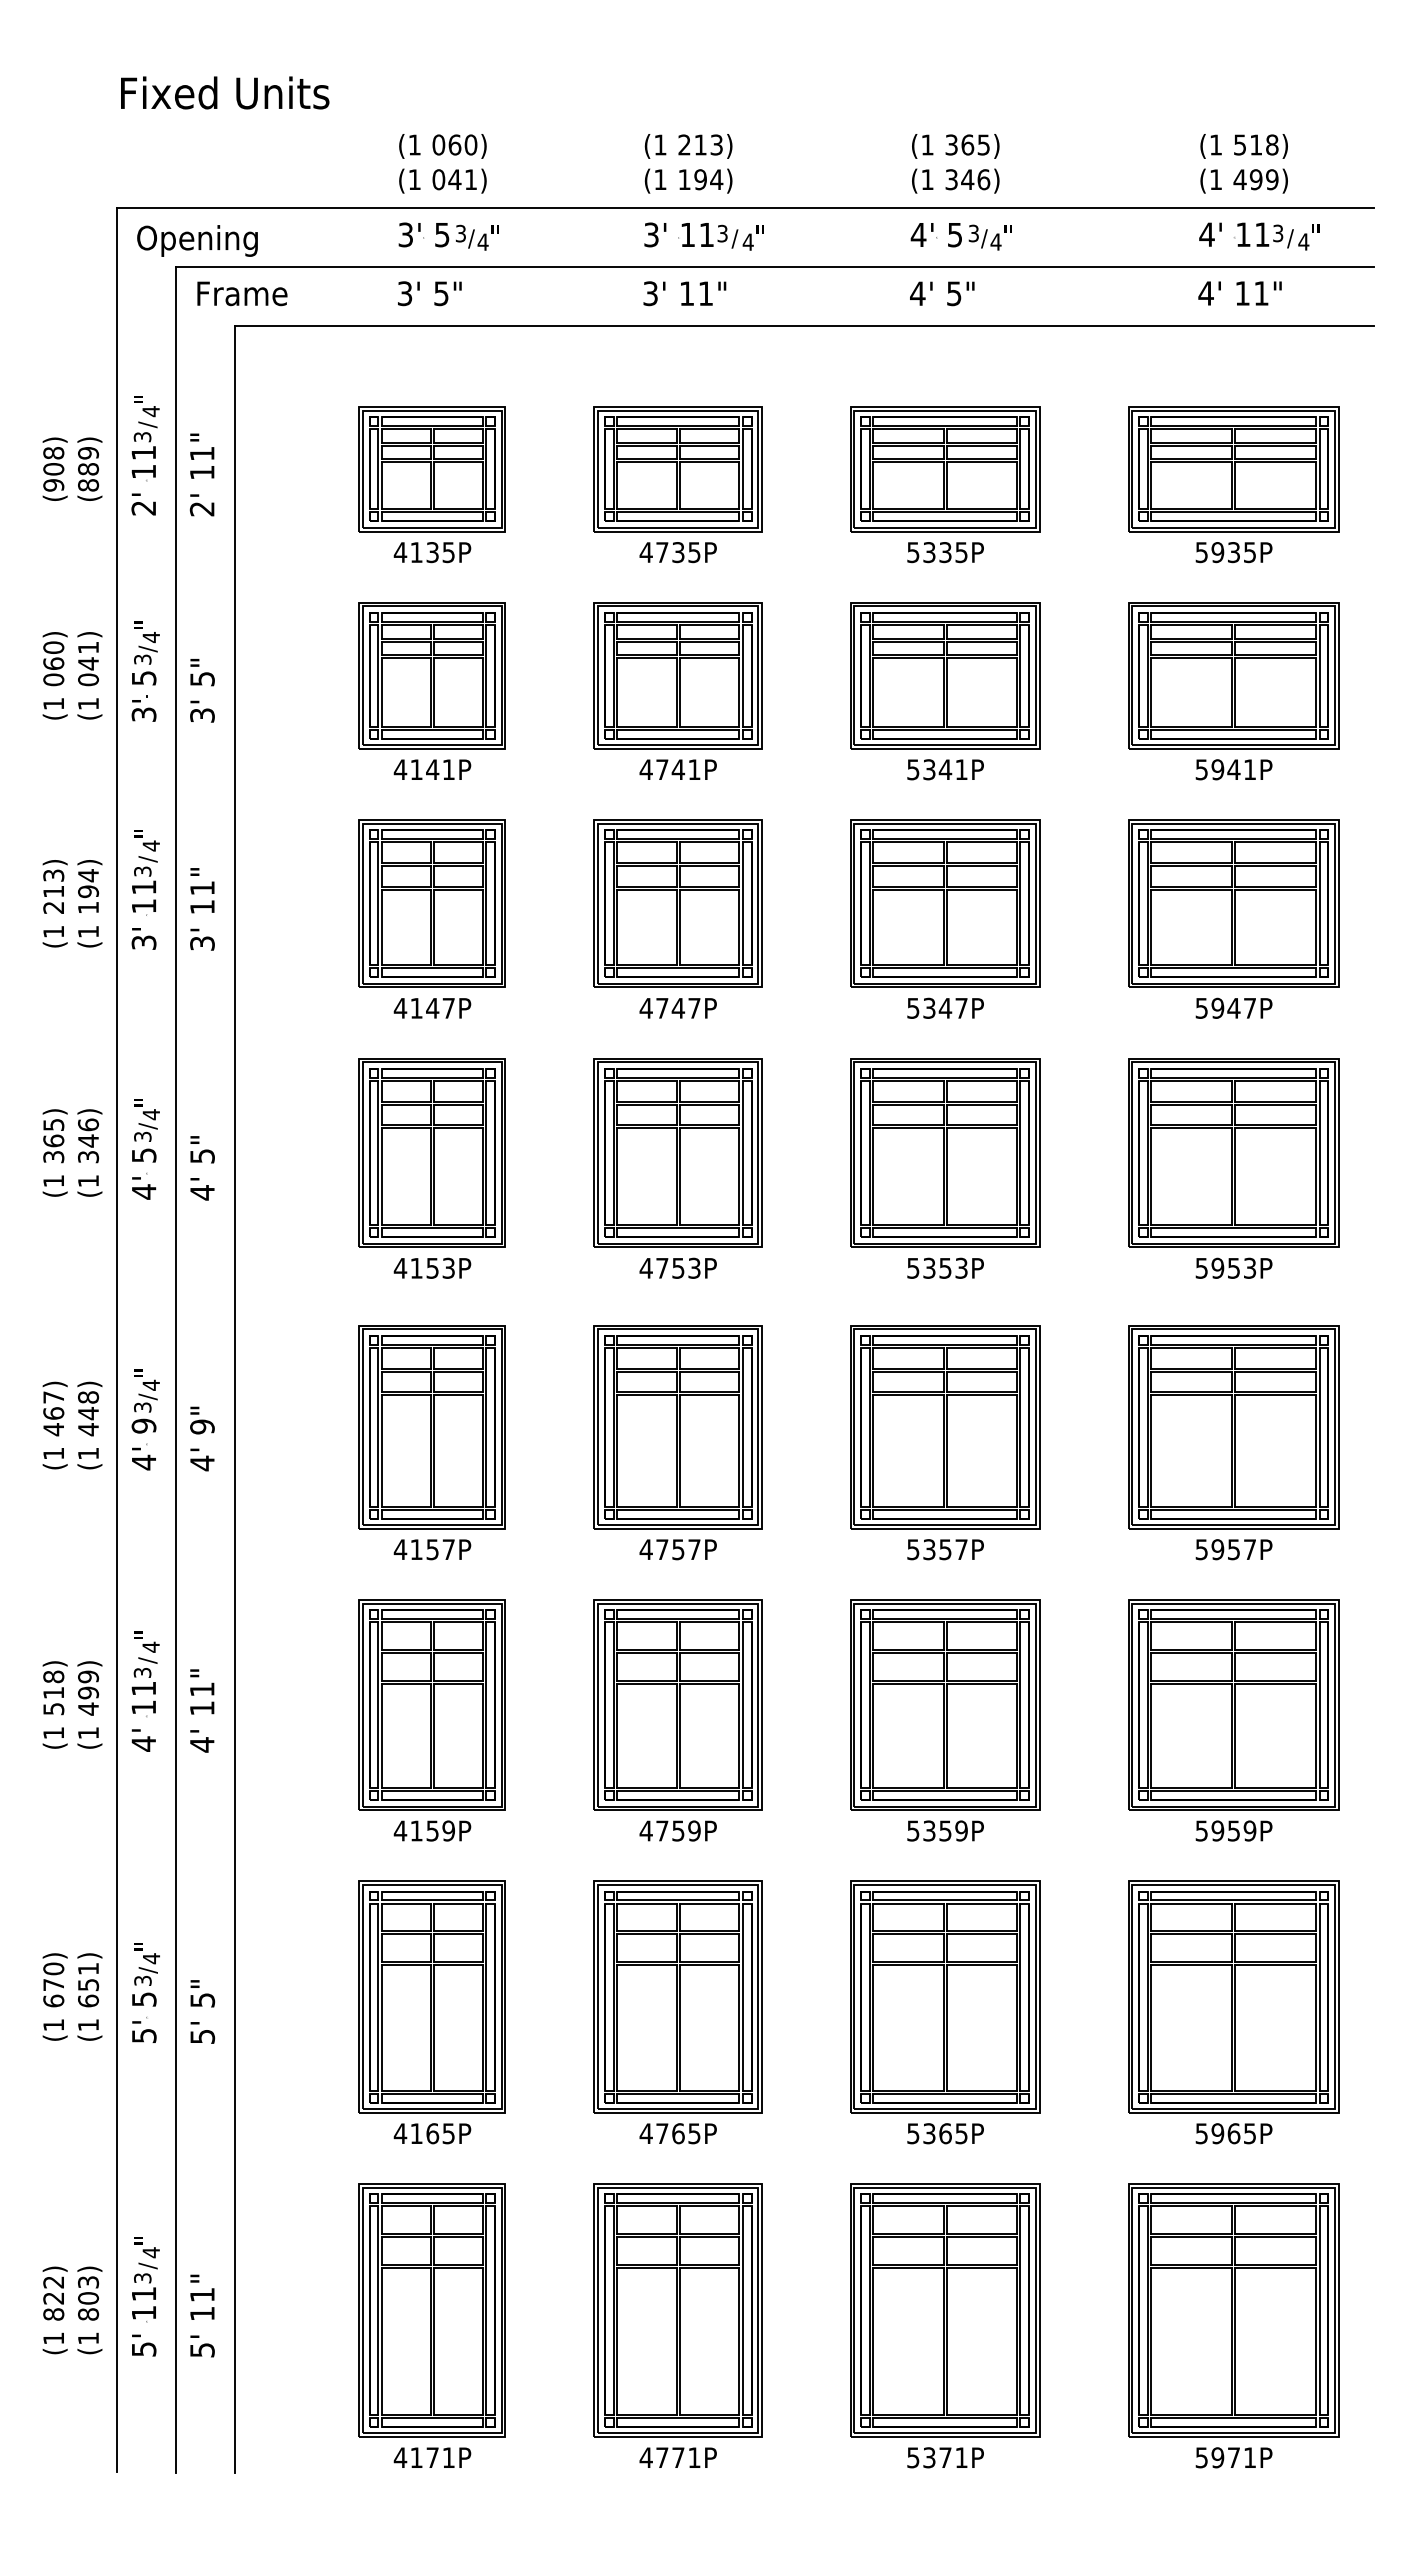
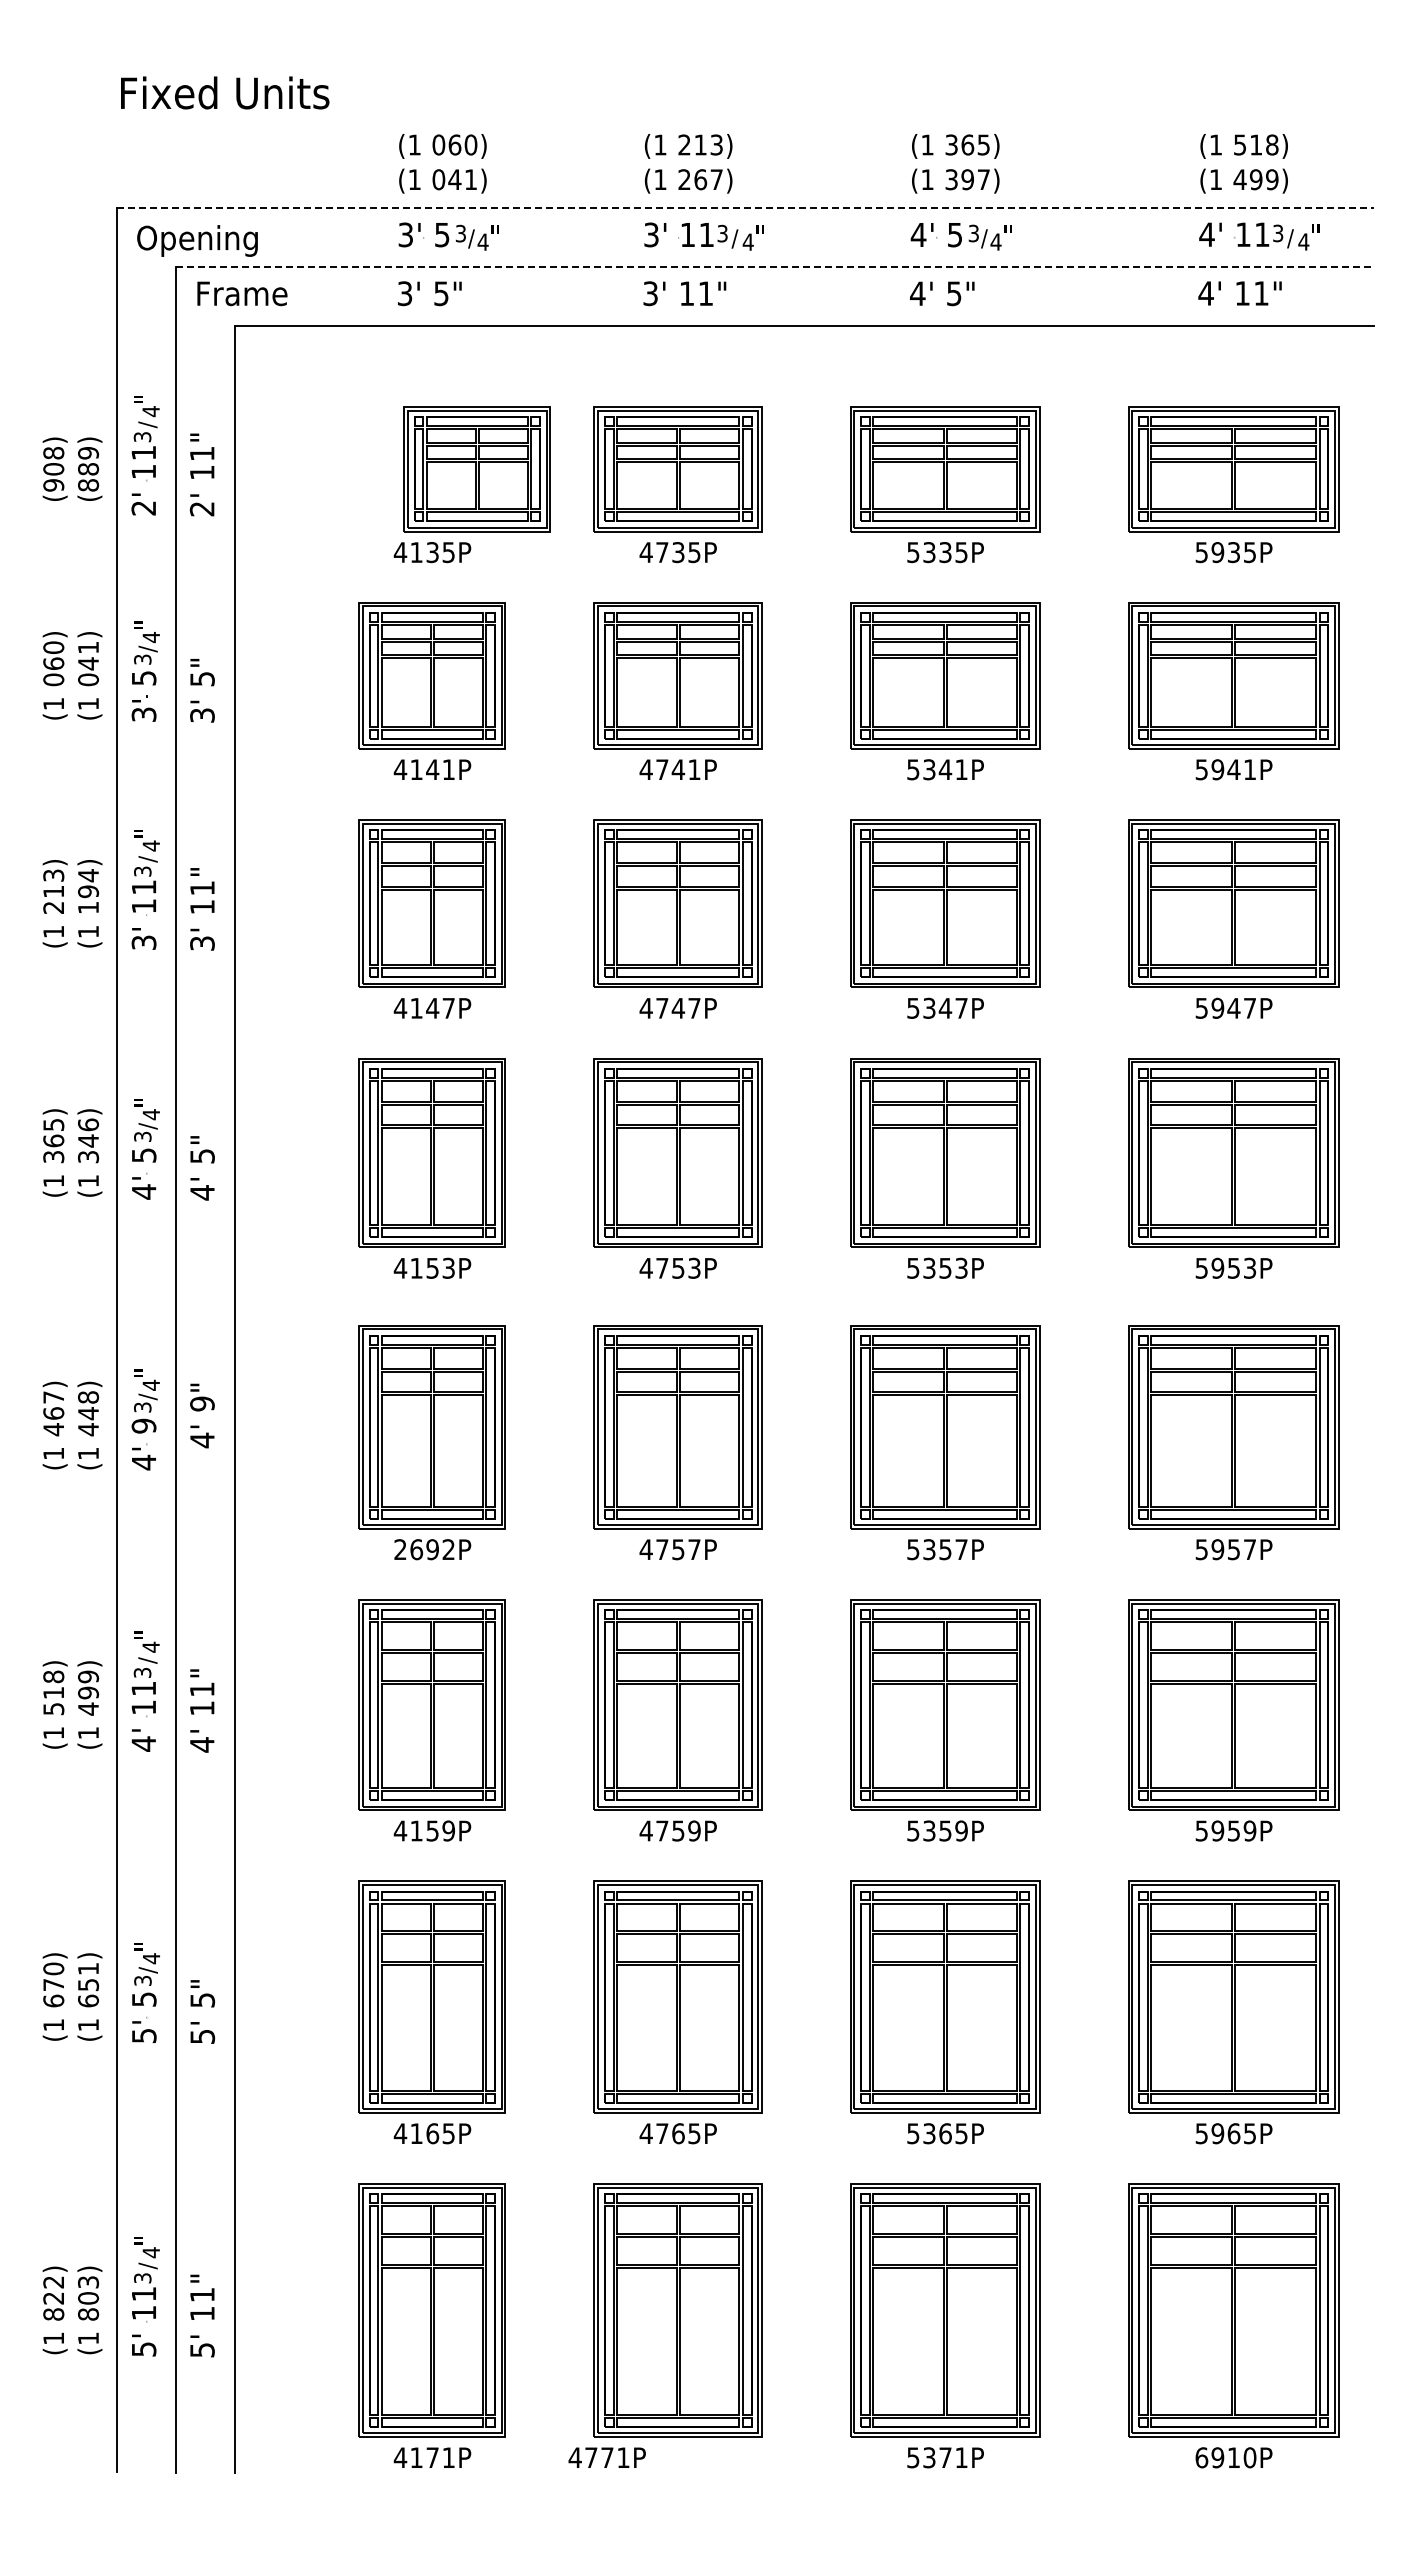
text: 194) -> 267) (700, 179)
text: 346) -> 397) (975, 179)
line: solid -> dashed (745, 208)
line: solid -> dashed (775, 267)
part position: (431, 469) -> (476, 469) (476, 469)
text position: (202, 1438) -> (202, 1415) (202, 1415)
text: 4157P -> 2692P (423, 1549)
text position: (677, 2457) -> (606, 2457) (606, 2457)
text: 5971P -> 6910P (1225, 2457)
